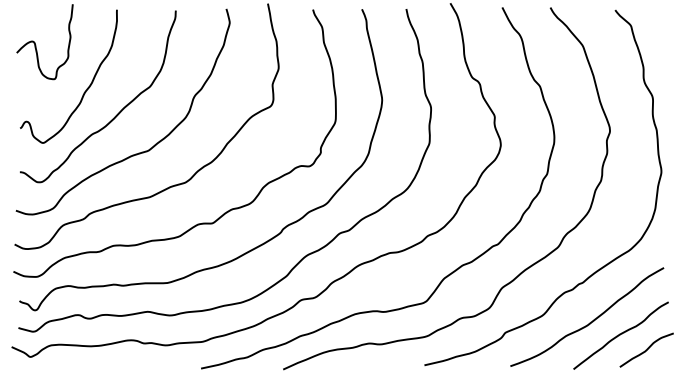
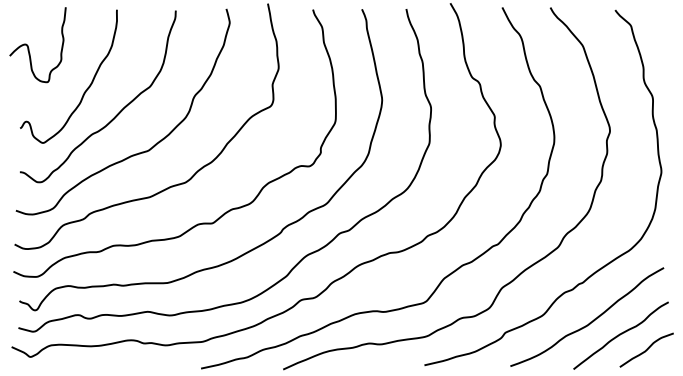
curve position: (36, 45) -> (29, 48) (29, 48)
